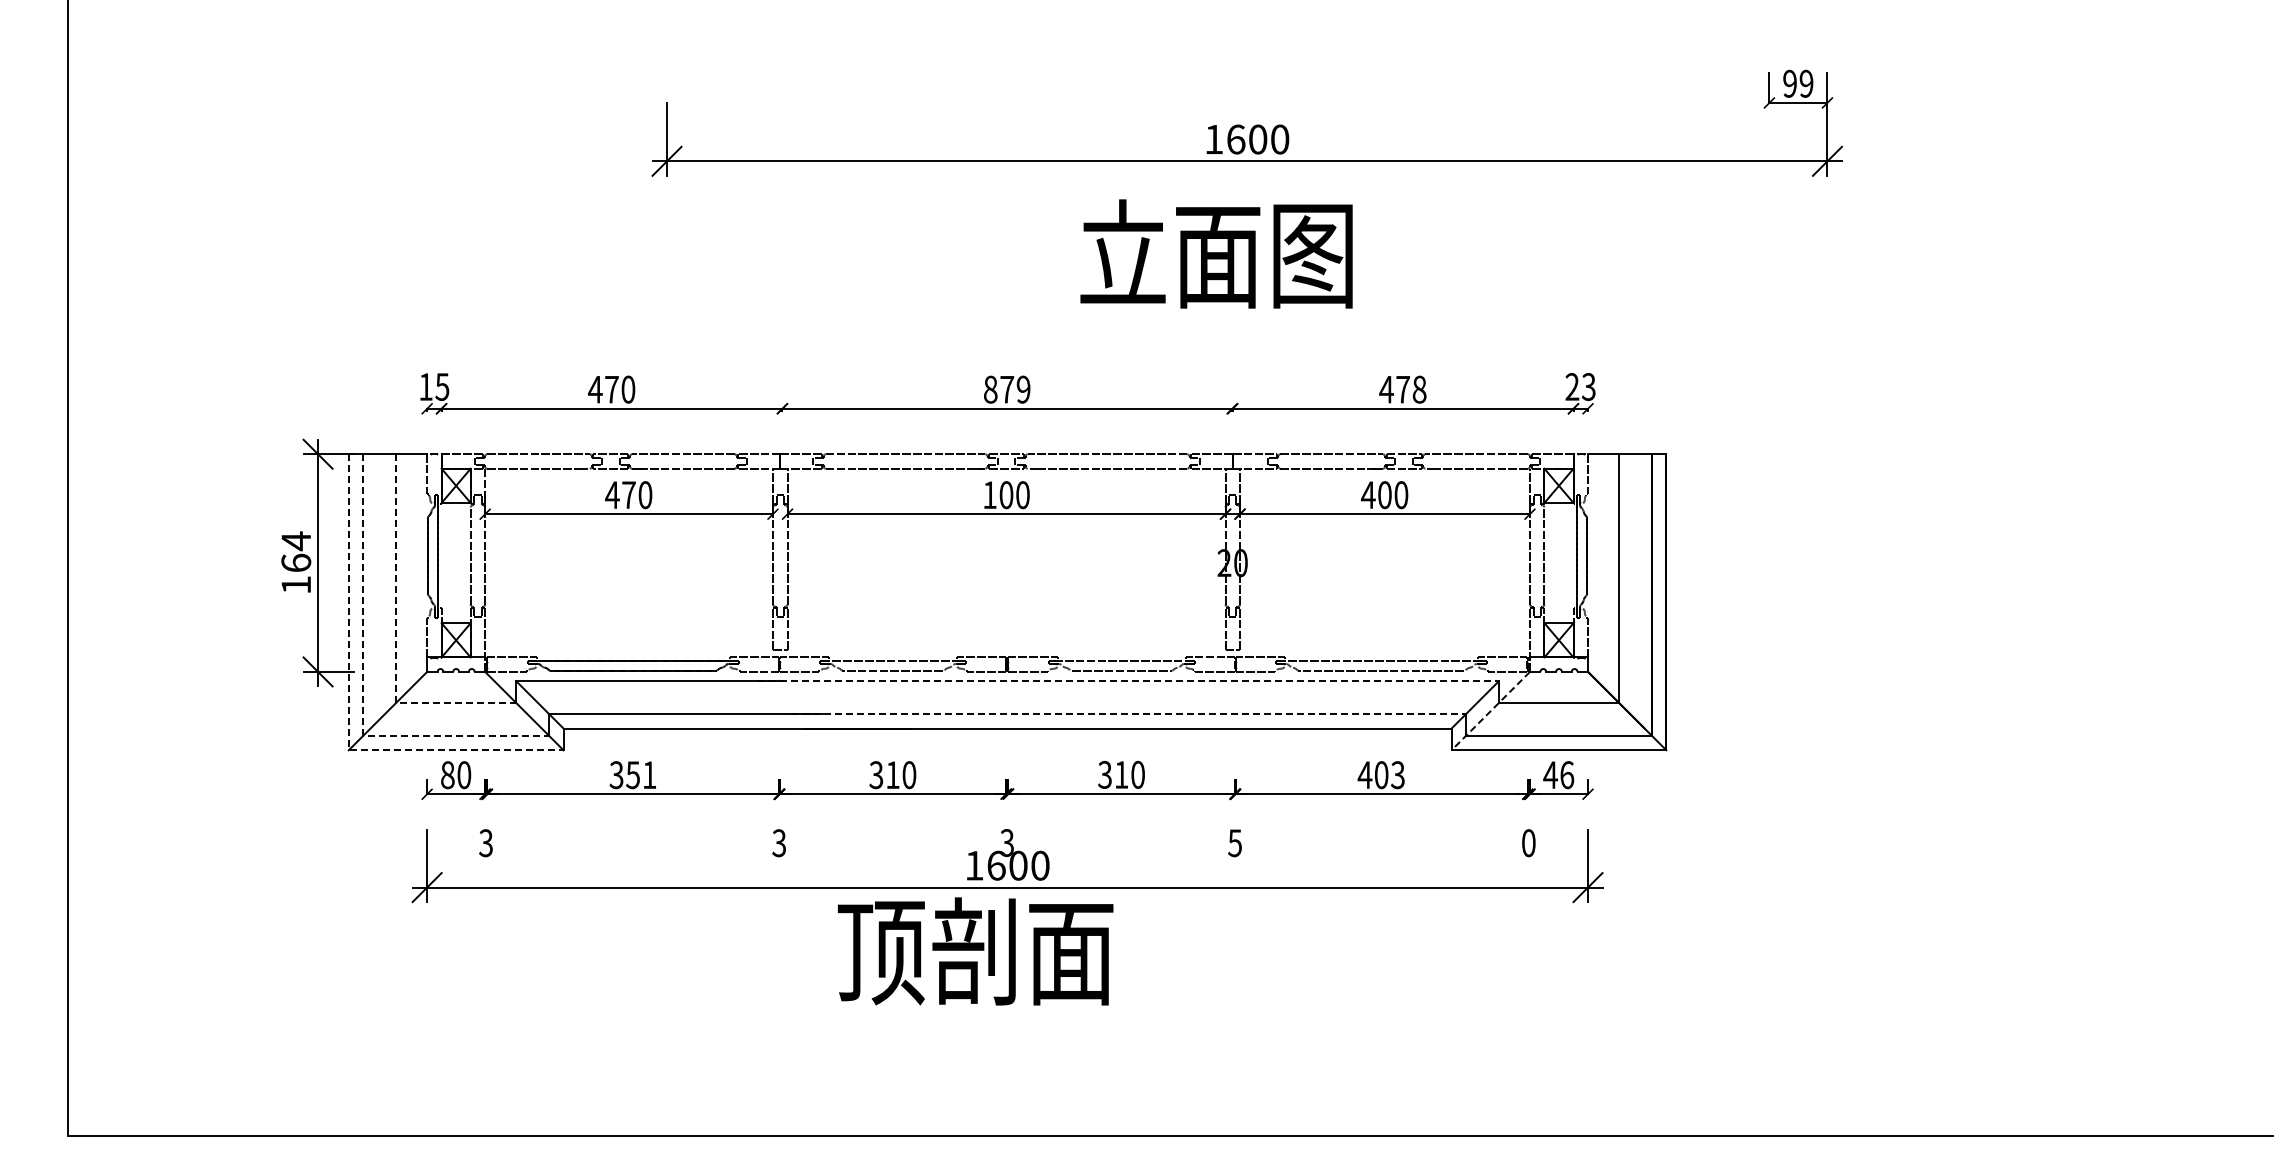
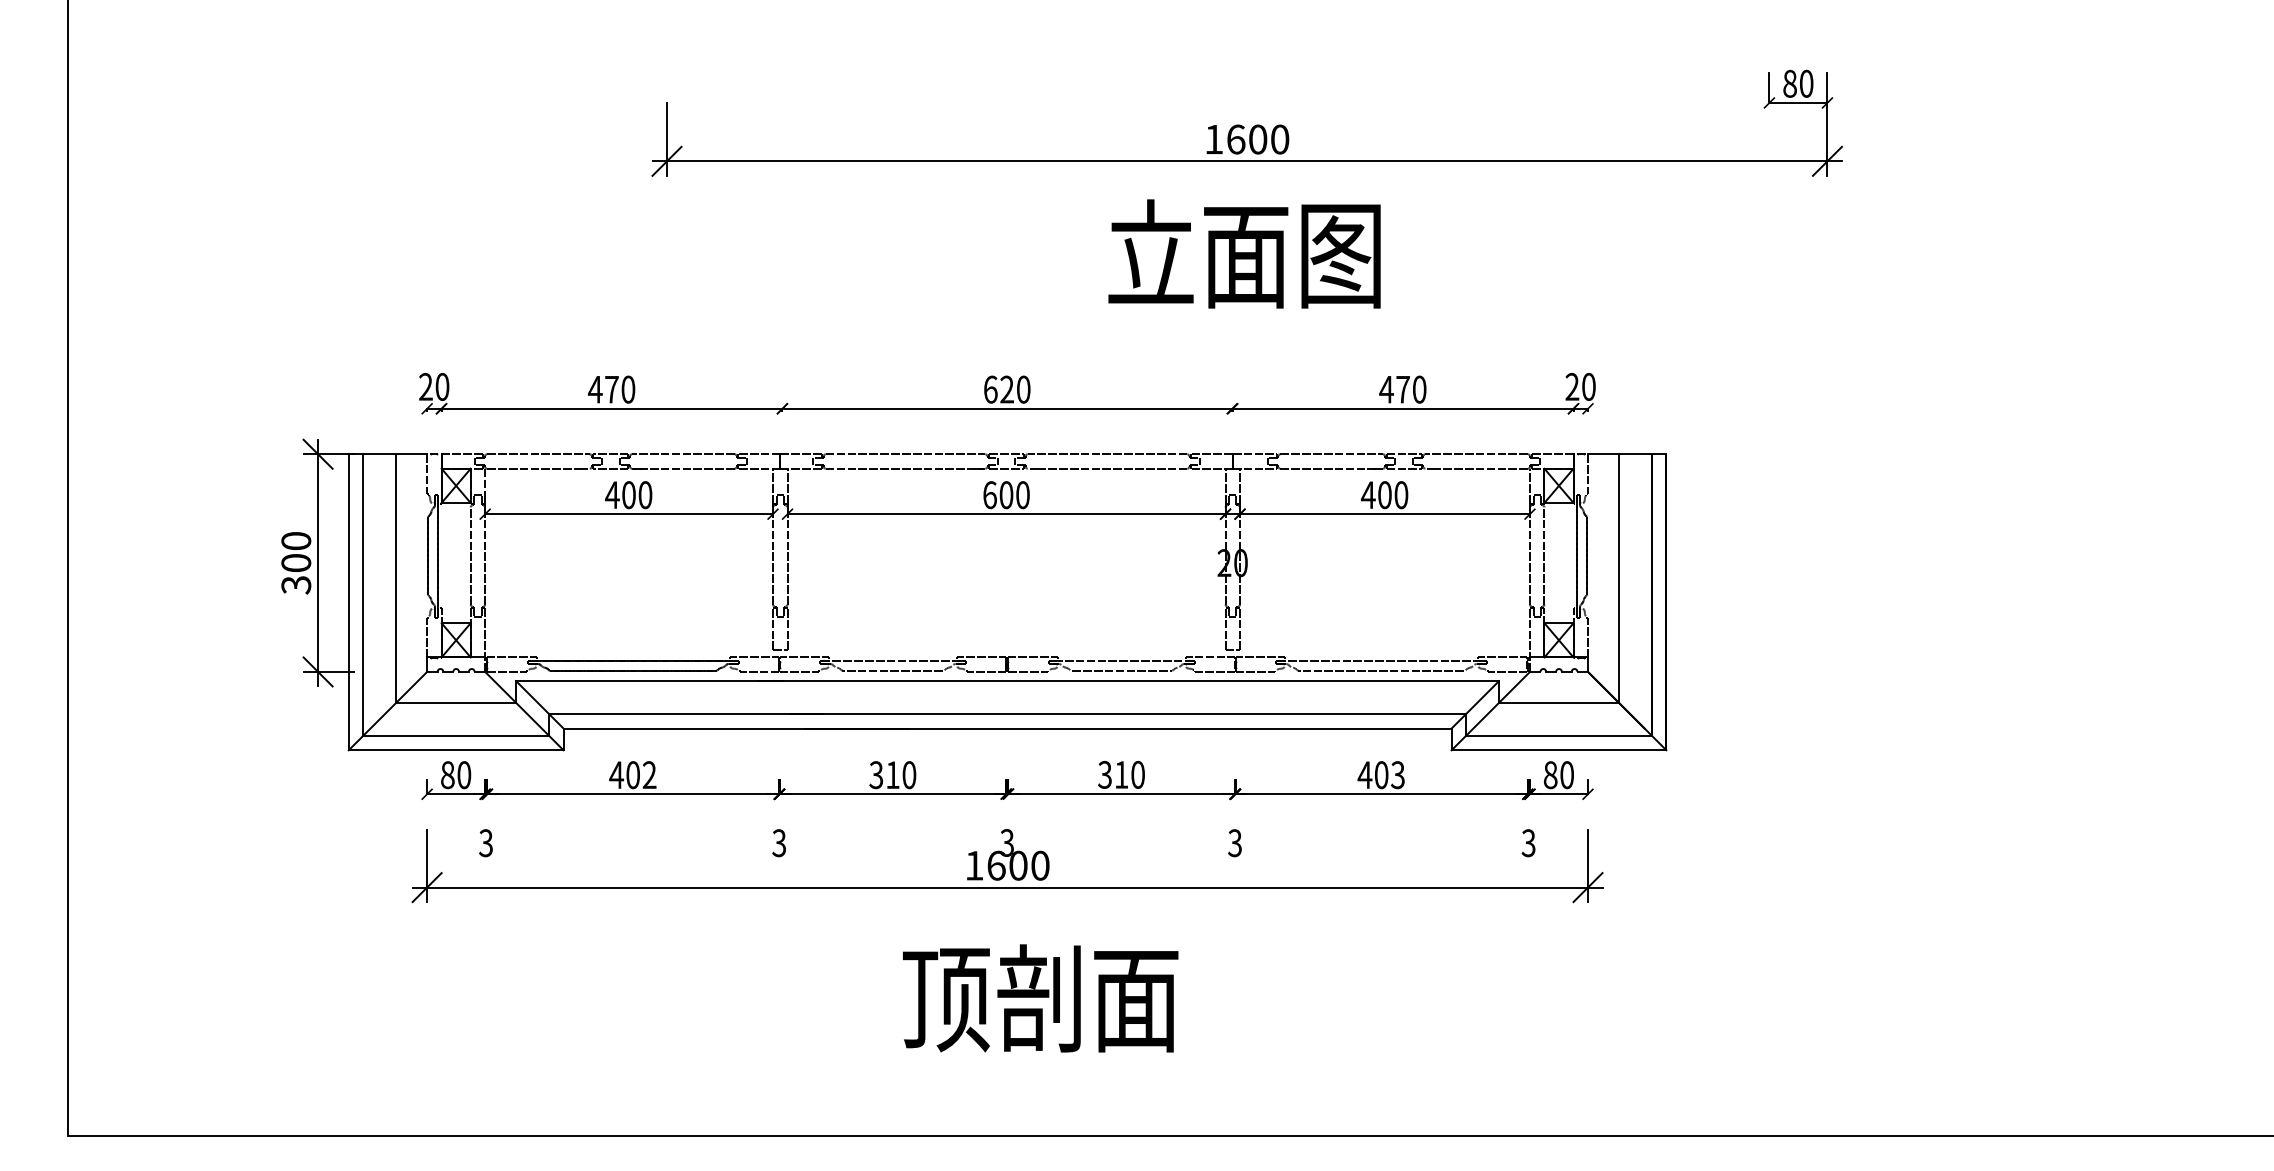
text: 99 -> 80 (1798, 83)
text position: (1216, 253) -> (1244, 253) (1244, 253)
text: 15 -> 20 (434, 386)
text: 23 -> 20 (1588, 386)
text: 879 -> 620 (1007, 389)
text: 478 -> 470 (1419, 389)
text: 470 -> 400 (628, 495)
text: 100 -> 600 (989, 495)
text: 164 -> 300 (296, 562)
line: dashed -> solid (395, 640)
line: dashed -> solid (1128, 681)
line: dashed -> solid (363, 688)
line: dashed -> solid (348, 710)
line: dashed -> solid (1490, 711)
line: dashed -> solid (1128, 714)
text: 351 -> 402 (632, 775)
text: 46 -> 80 (1558, 775)
text: 5 -> 3 (1234, 842)
text: 0 -> 3 (1528, 843)
text position: (975, 951) -> (1040, 998) (1040, 998)
